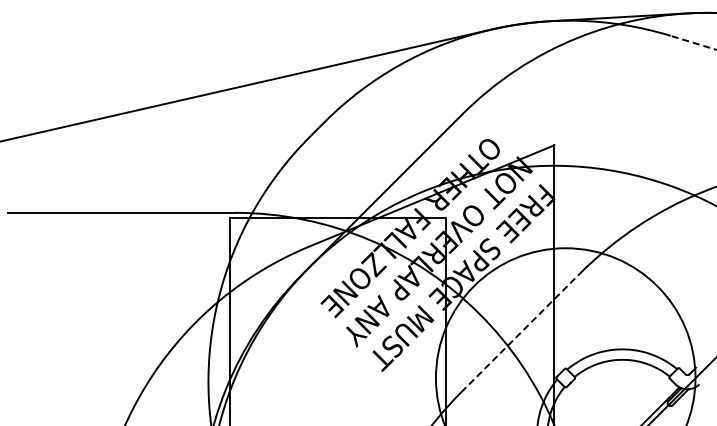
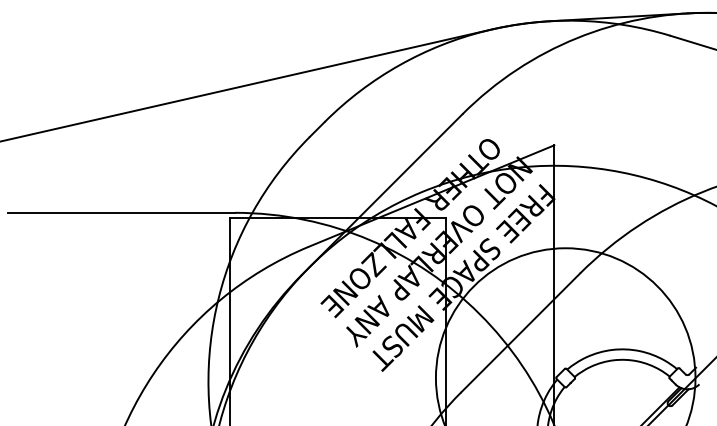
line: dashed -> solid (693, 42)
line: dashed -> solid (520, 332)
